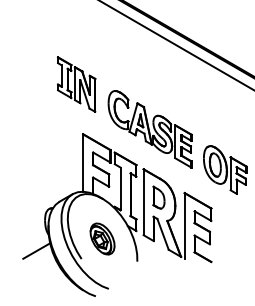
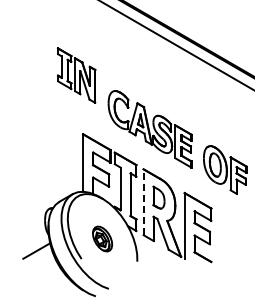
part position: (76, 84) -> (76, 75) (76, 75)
line: solid -> dashed (143, 202)
part size: 27x34 px -> 22x28 px (102, 238)
